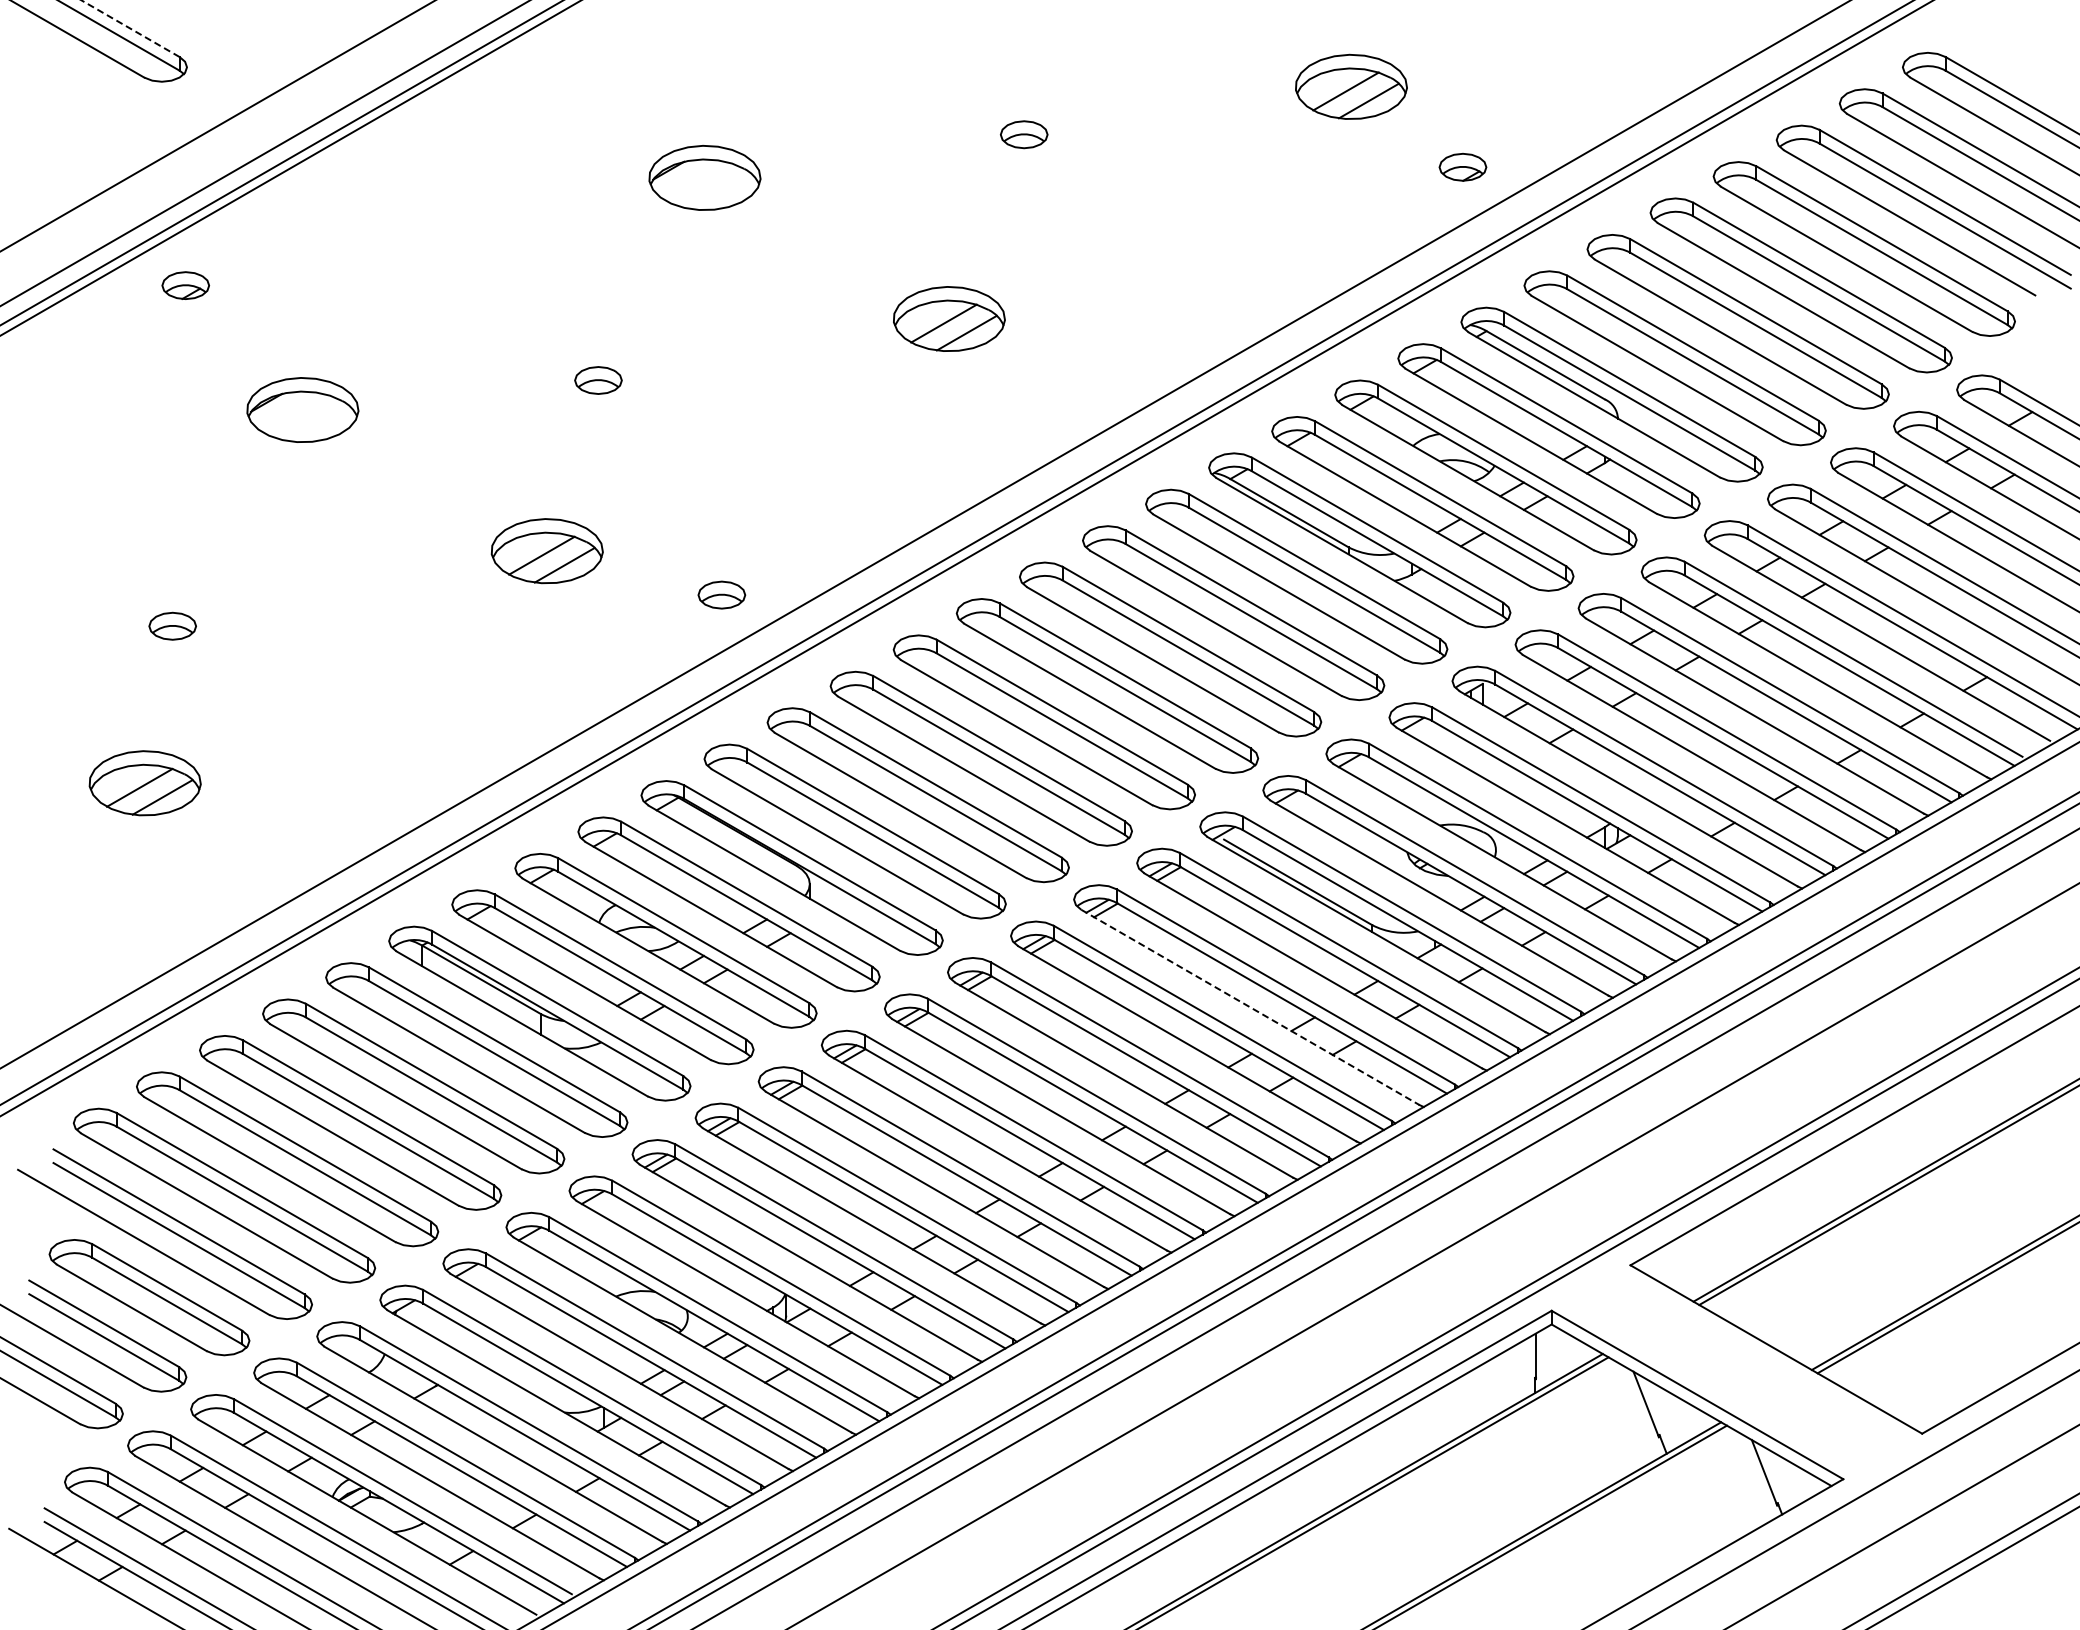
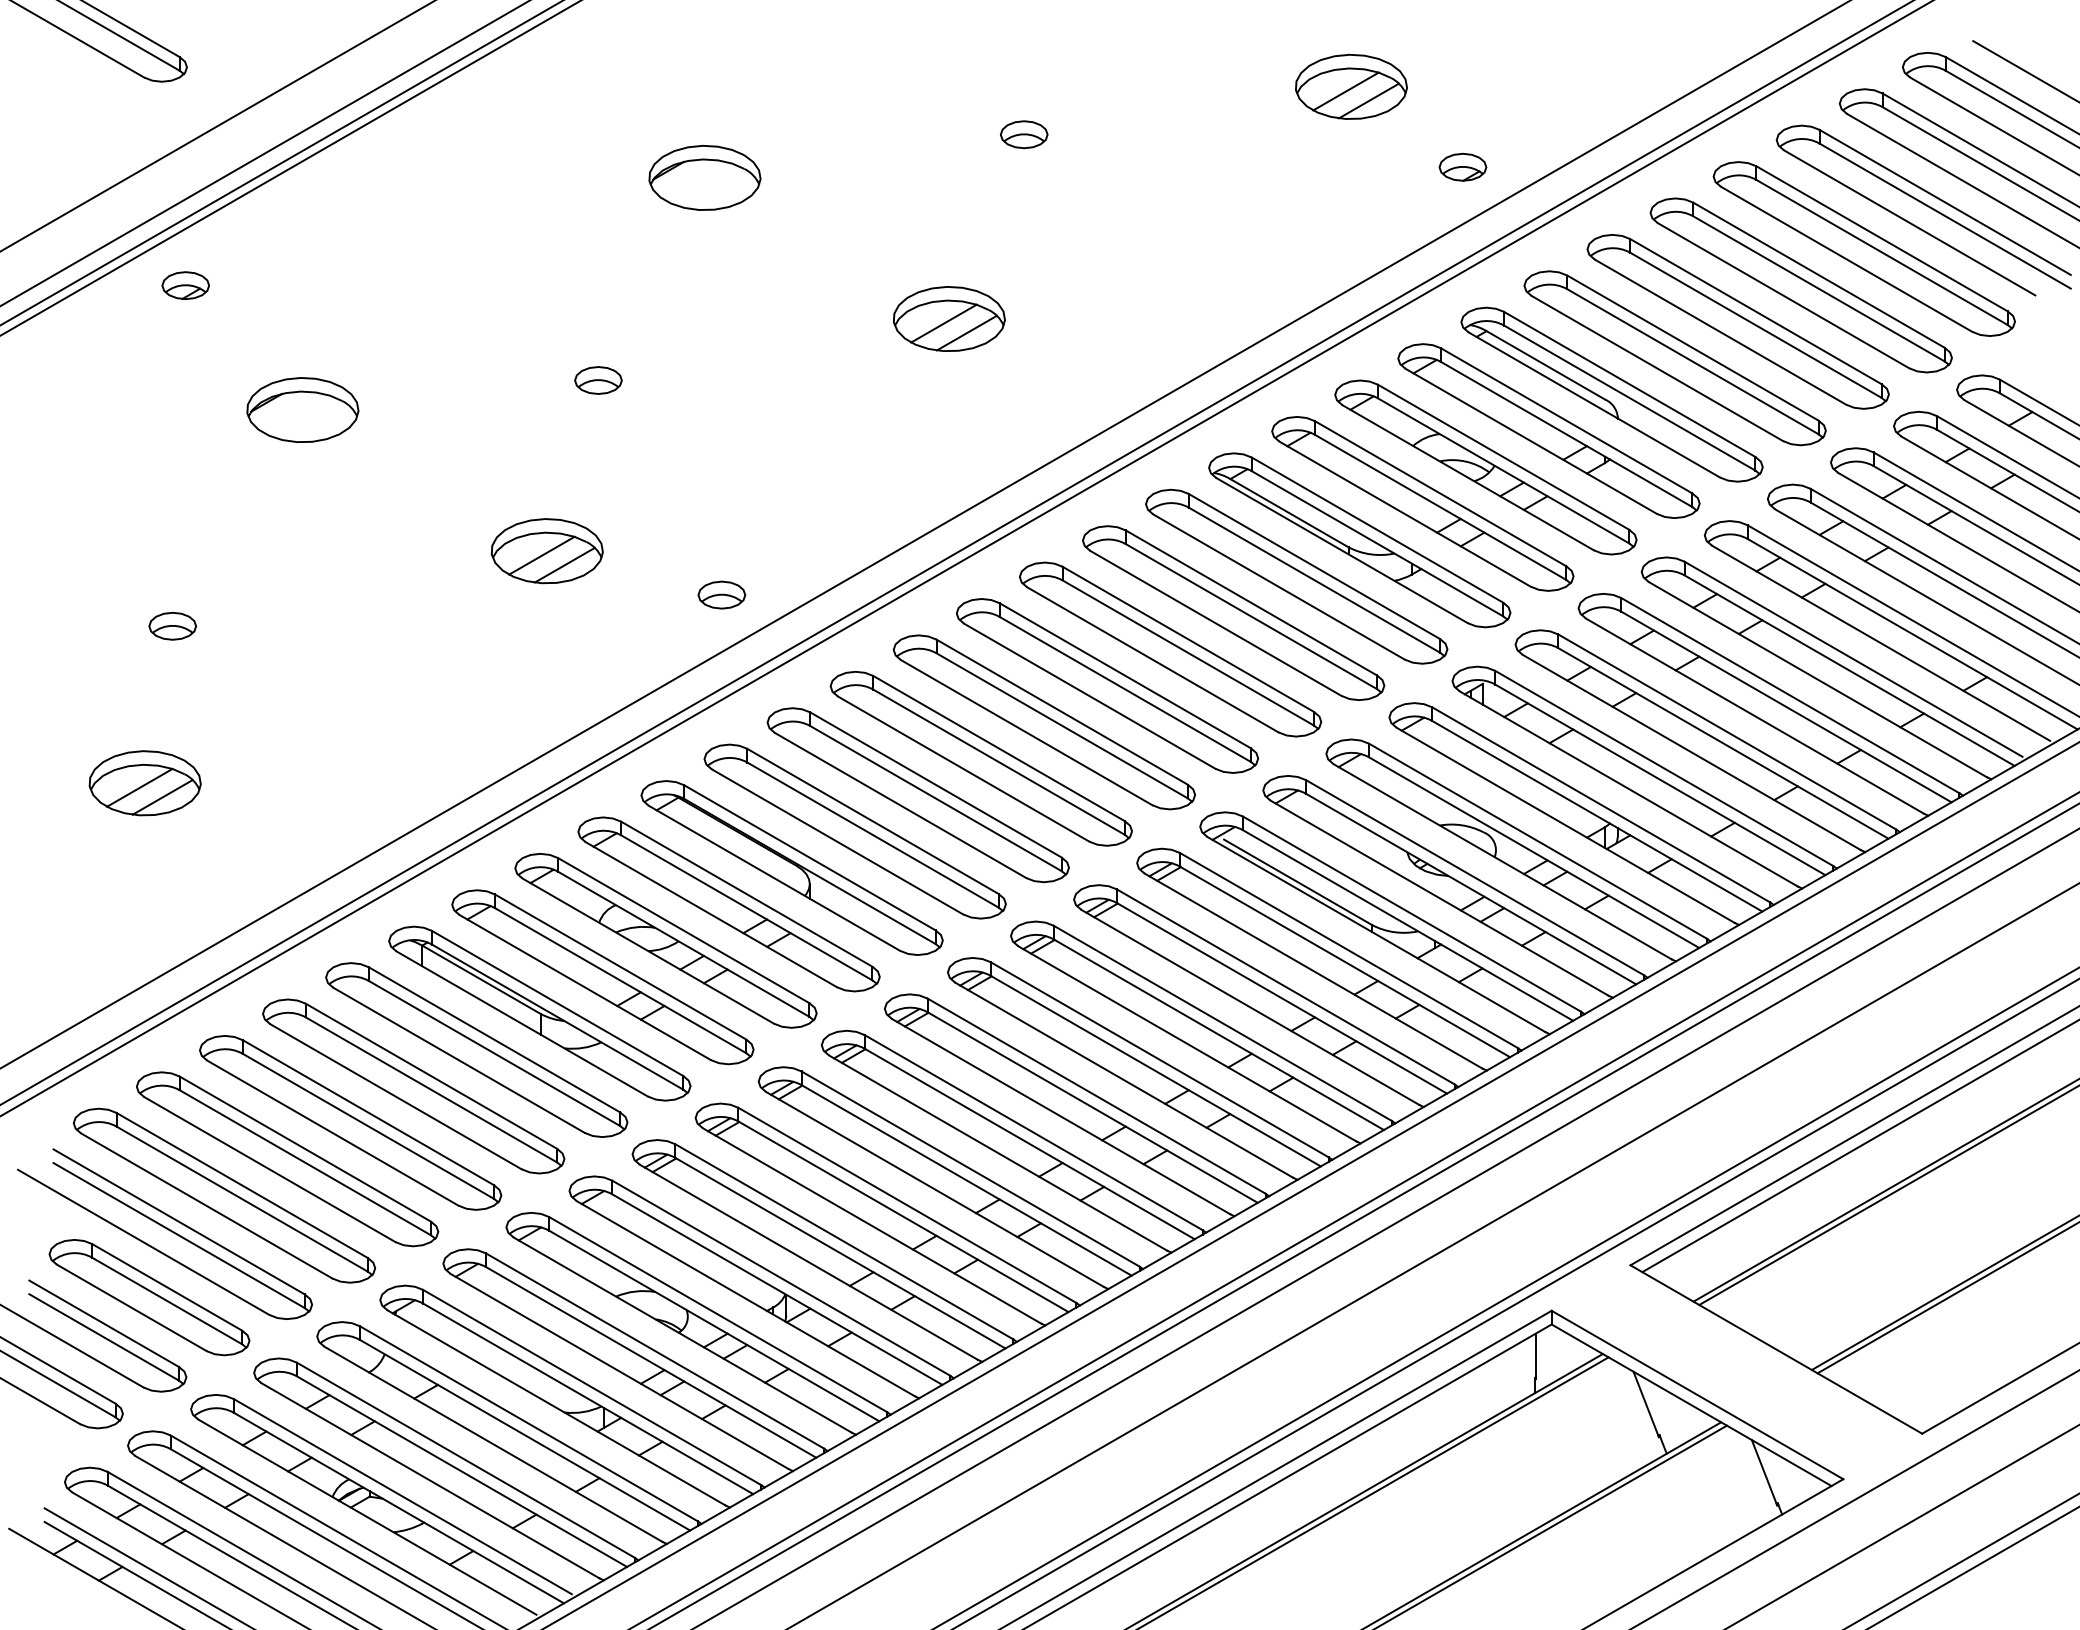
line: dashed -> solid (130, 28)
line: none -> present (2024, 70)
line: dashed -> solid (1250, 1007)
line: none -> present (1859, 1146)
